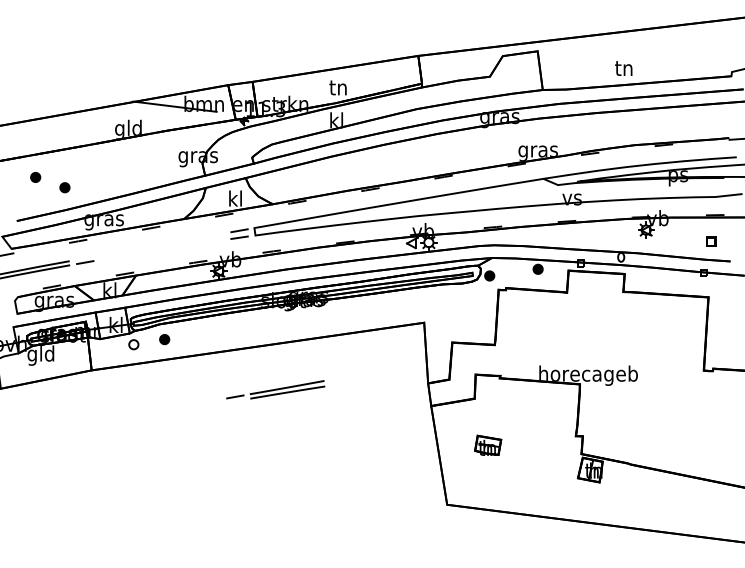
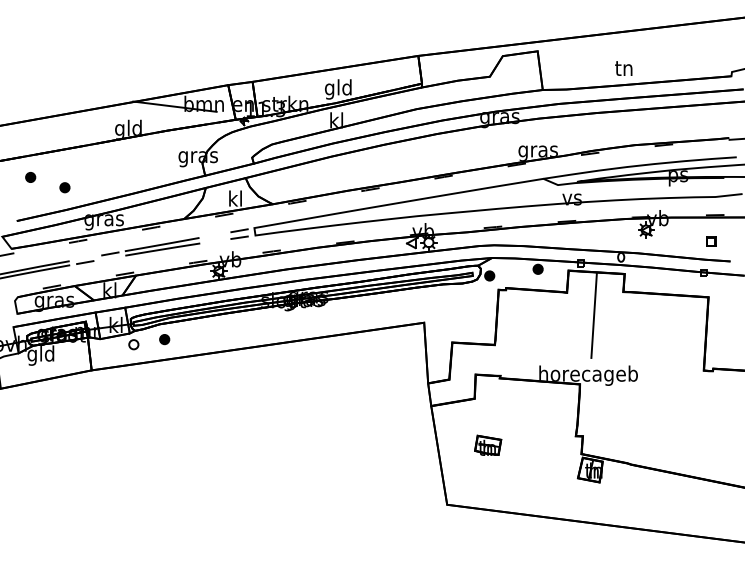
text: tn -> gld (337, 89)
part position: (35, 177) -> (30, 177) (30, 177)
line: none -> present (593, 315)
part position: (275, 389) -> (150, 246) (150, 246)
